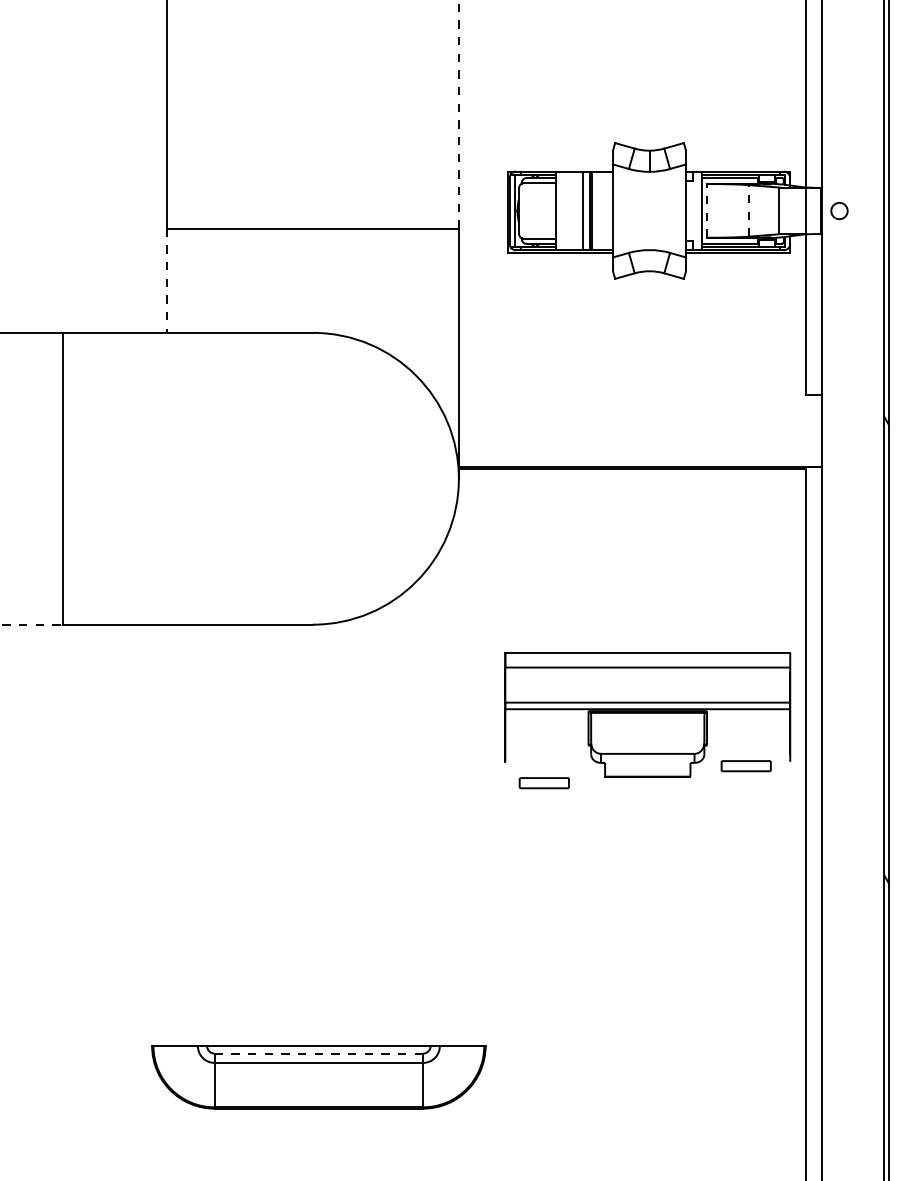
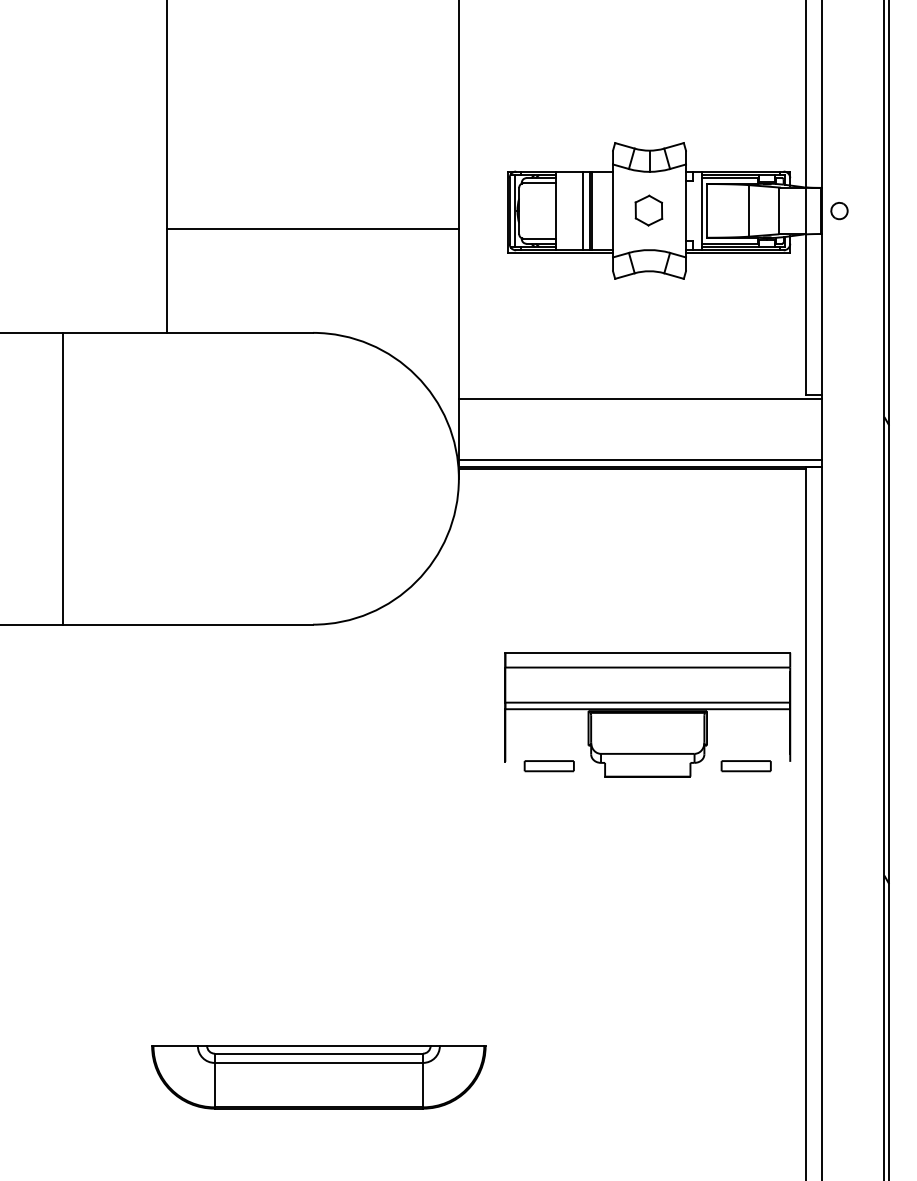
line: dashed -> solid (458, 114)
part: none -> present (648, 210)
line: dashed -> solid (706, 210)
line: dashed -> solid (749, 210)
line: dashed -> solid (167, 281)
line: none -> present (640, 398)
line: none -> present (640, 459)
line: dashed -> solid (31, 624)
part position: (543, 783) -> (548, 766) (548, 766)
line: dashed -> solid (318, 1053)
